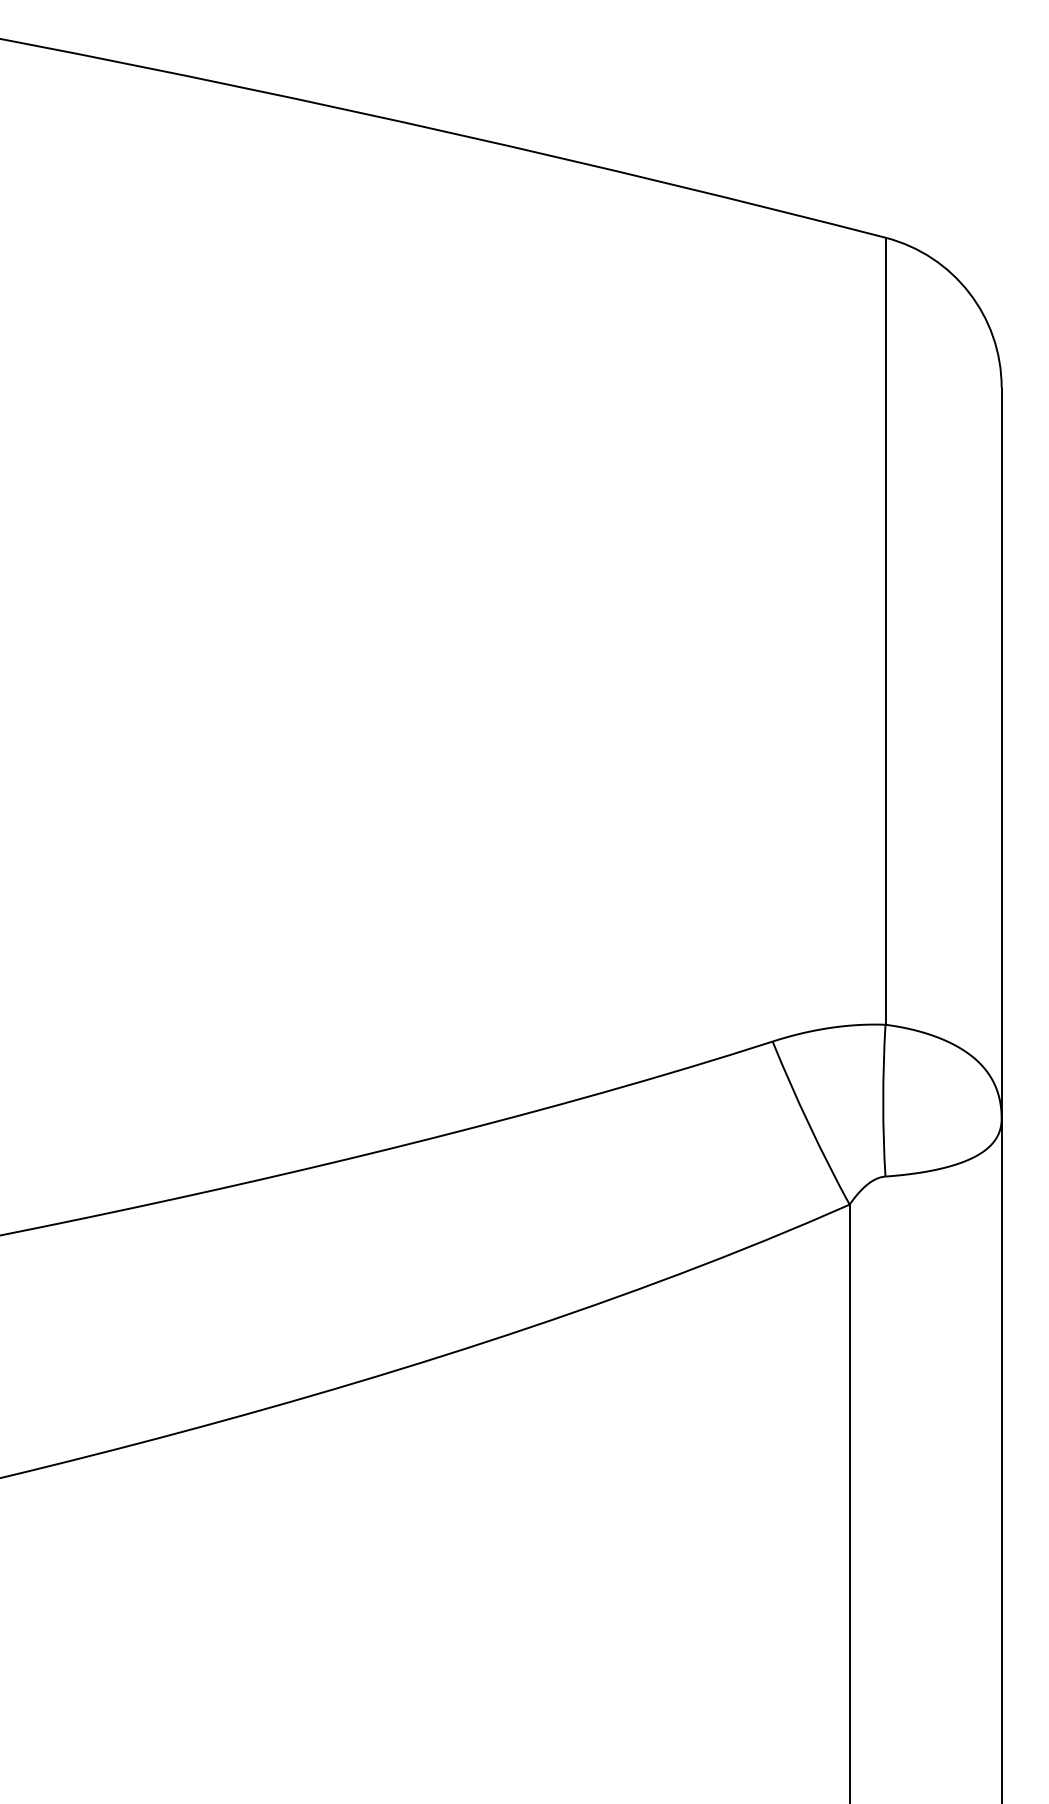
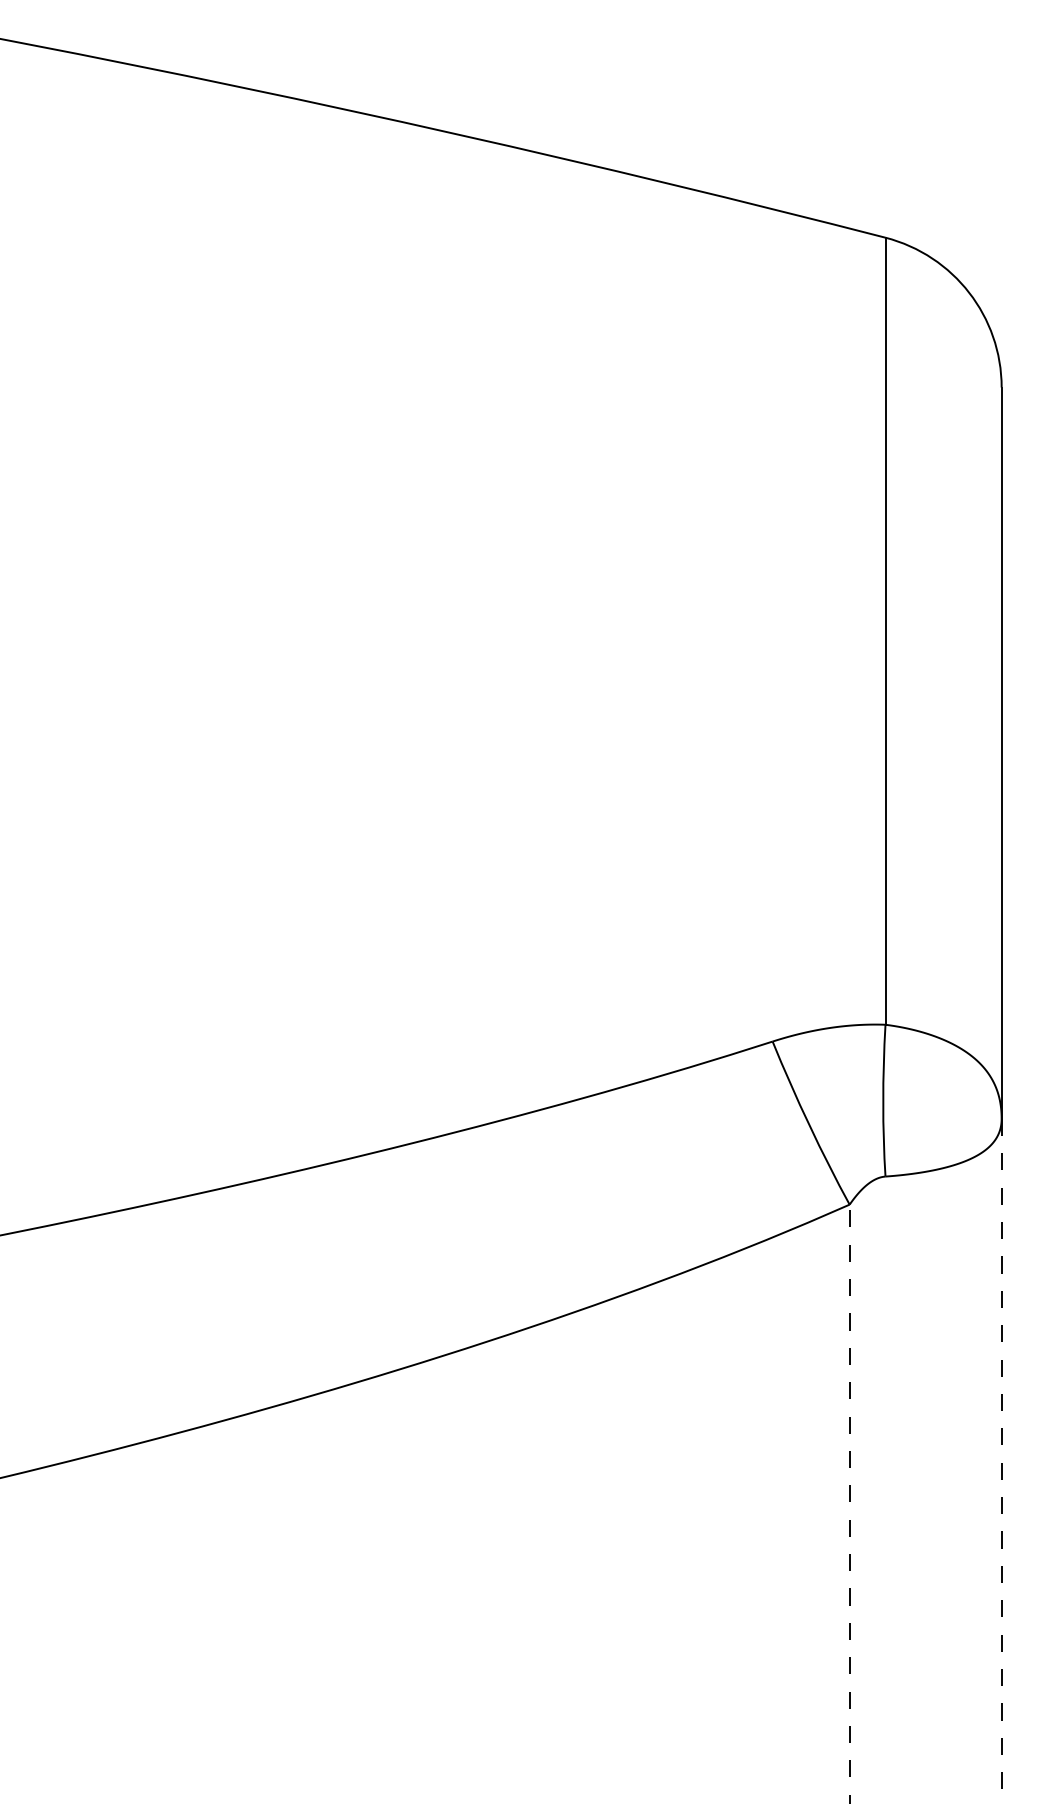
line: solid -> dashed (1001, 1461)
line: solid -> dashed (849, 1503)
